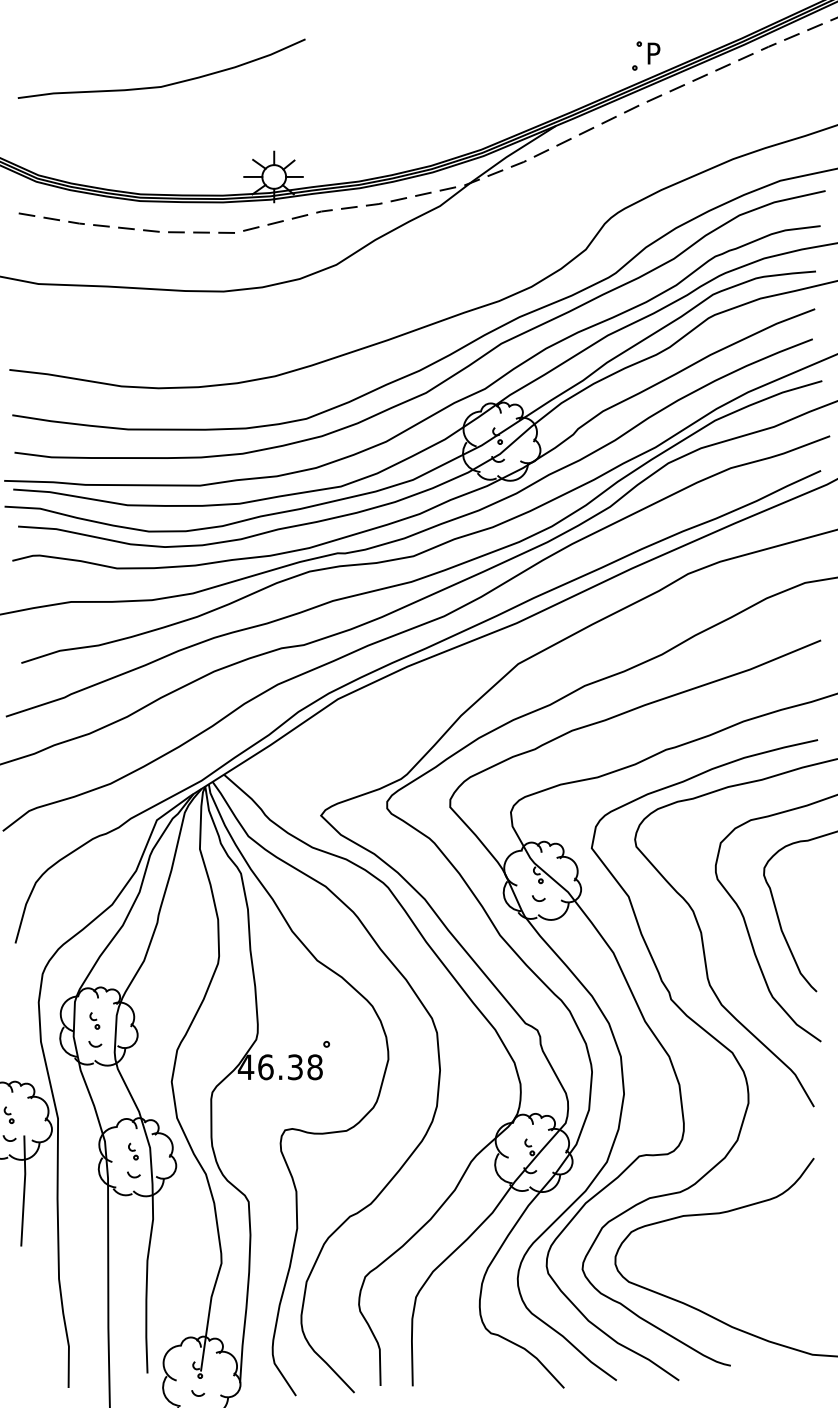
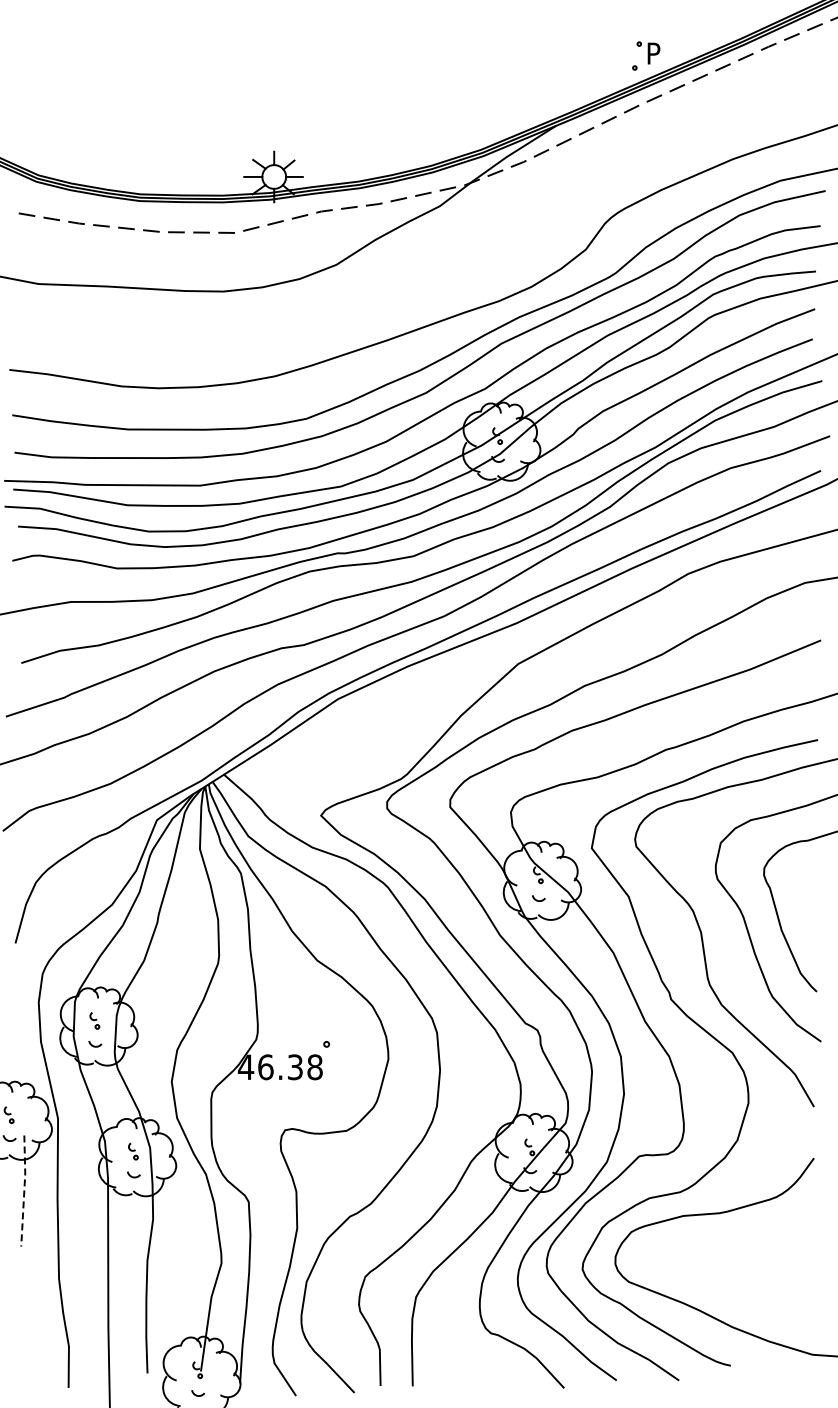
curve: present -> none (165, 84)
line: solid -> dashed (24, 1190)
